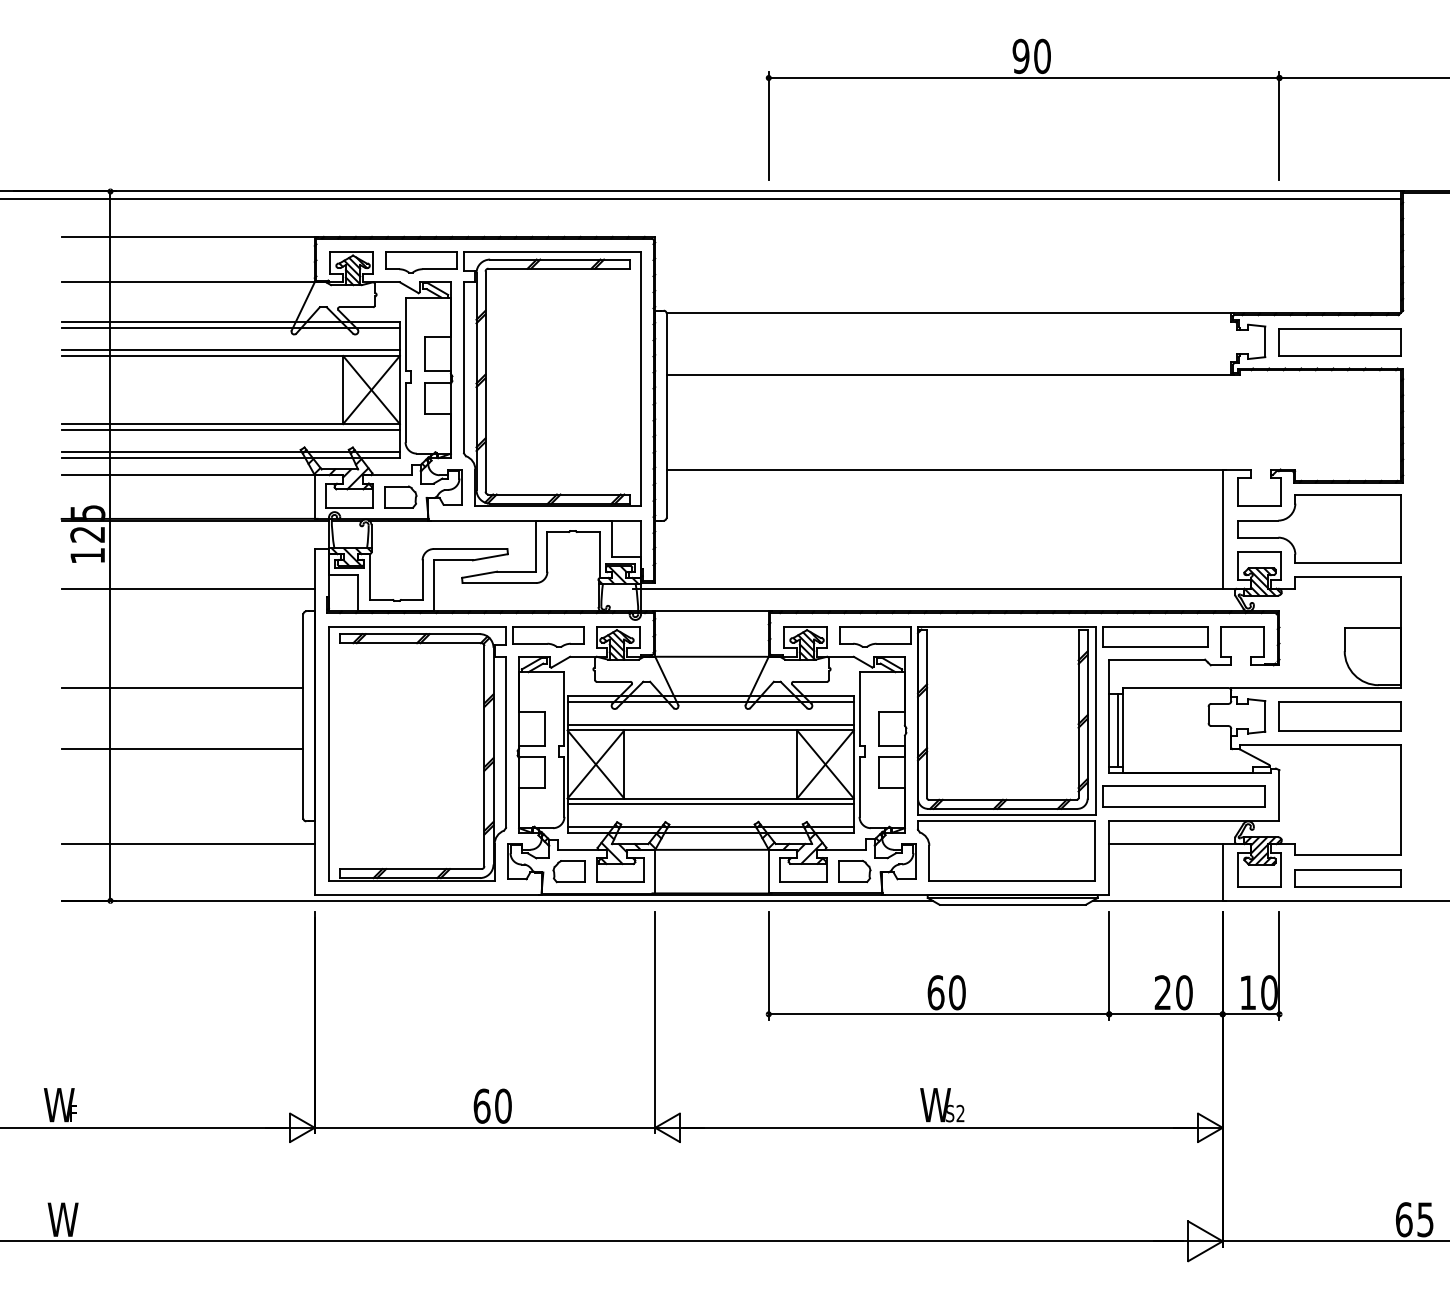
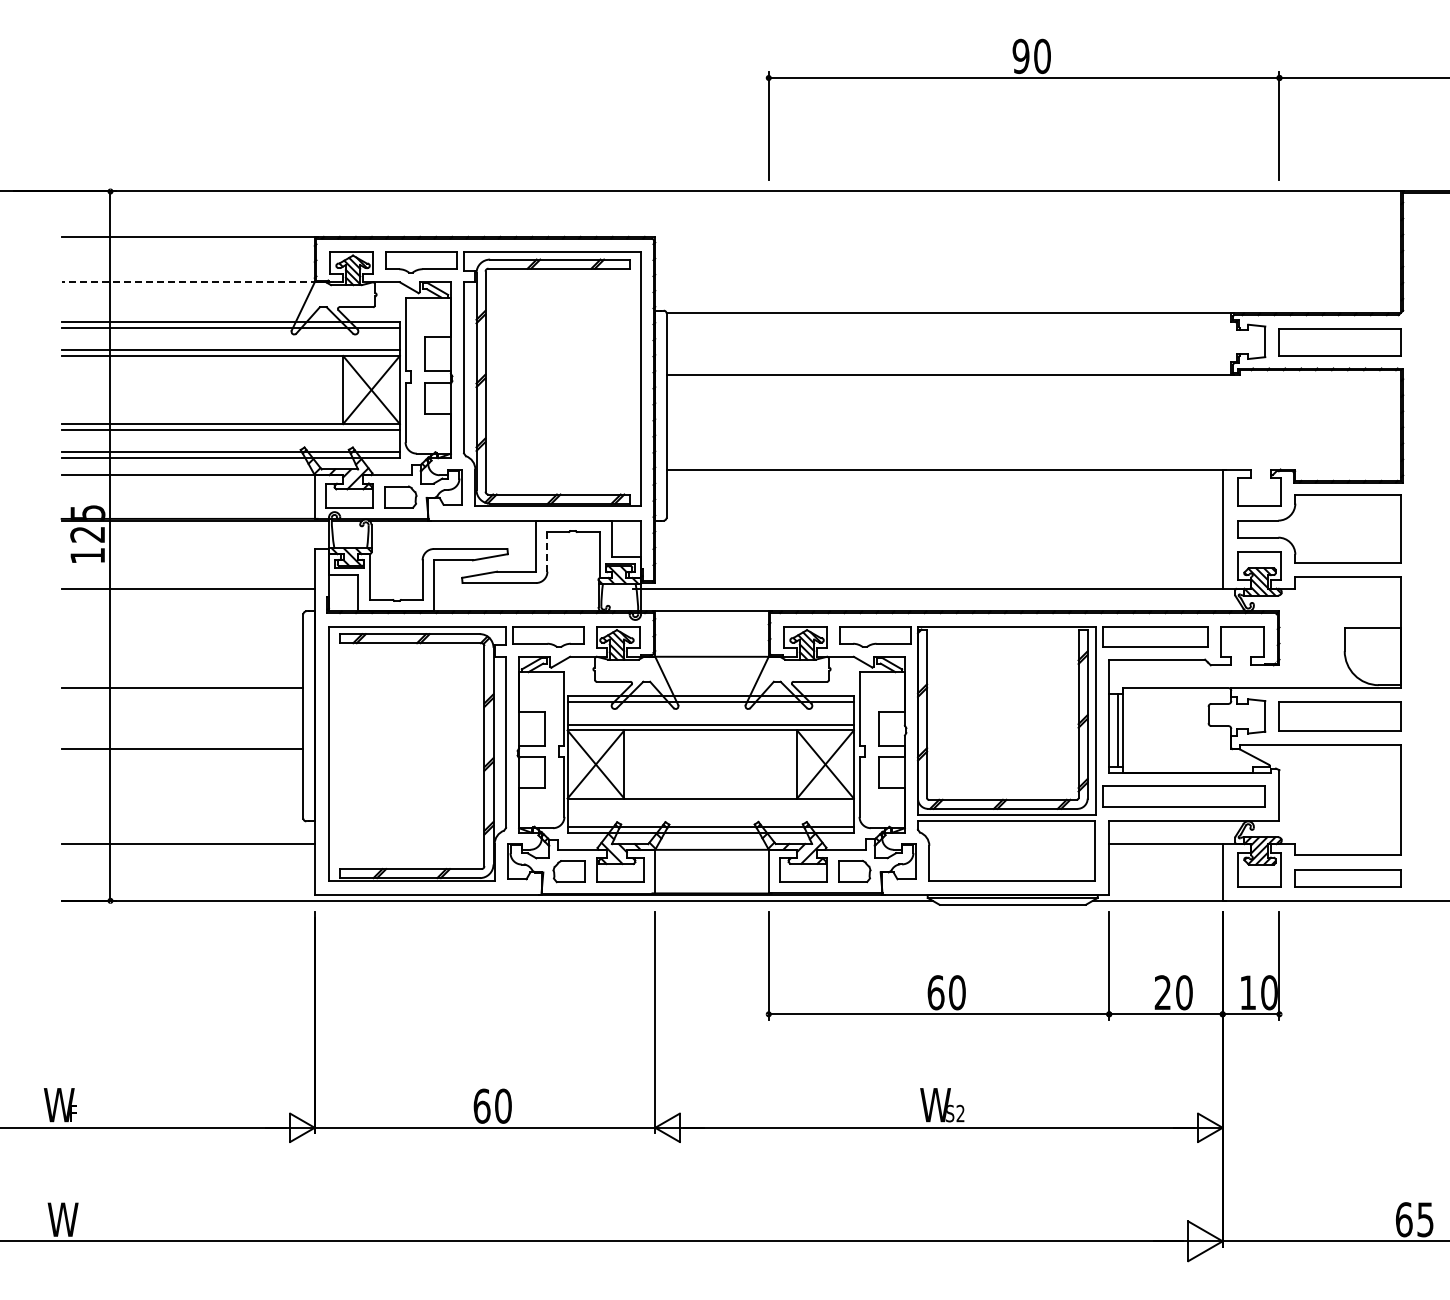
line: present -> none (701, 199)
line: solid -> dashed (189, 282)
line: solid -> dashed (547, 551)
line: present -> none (710, 804)
